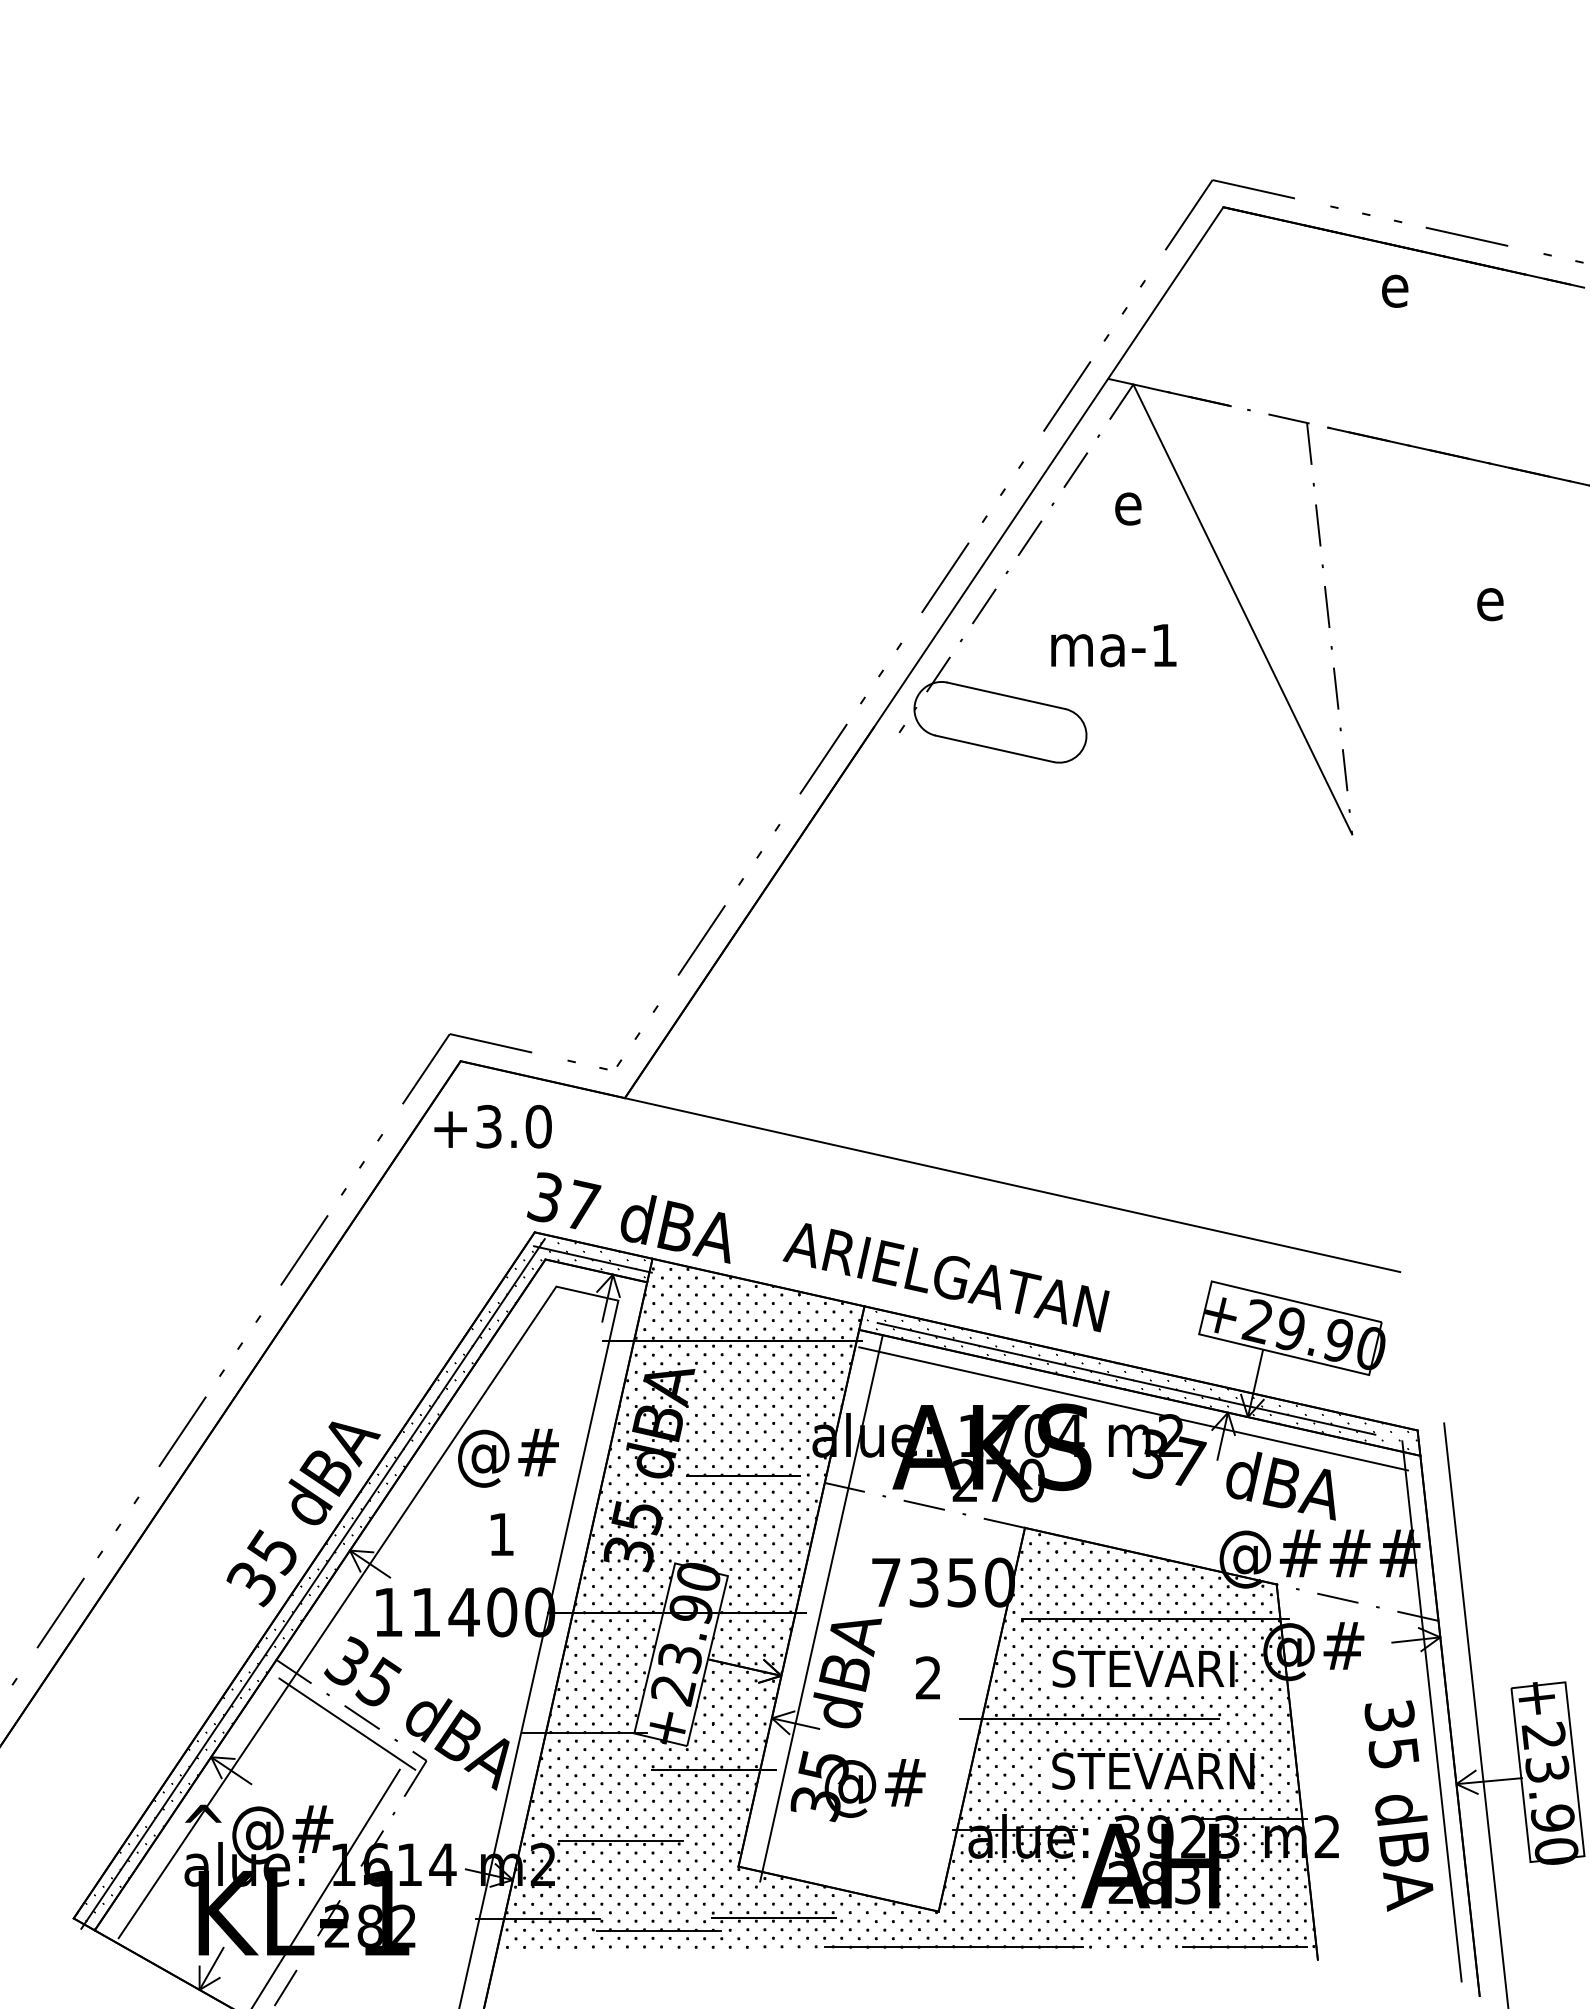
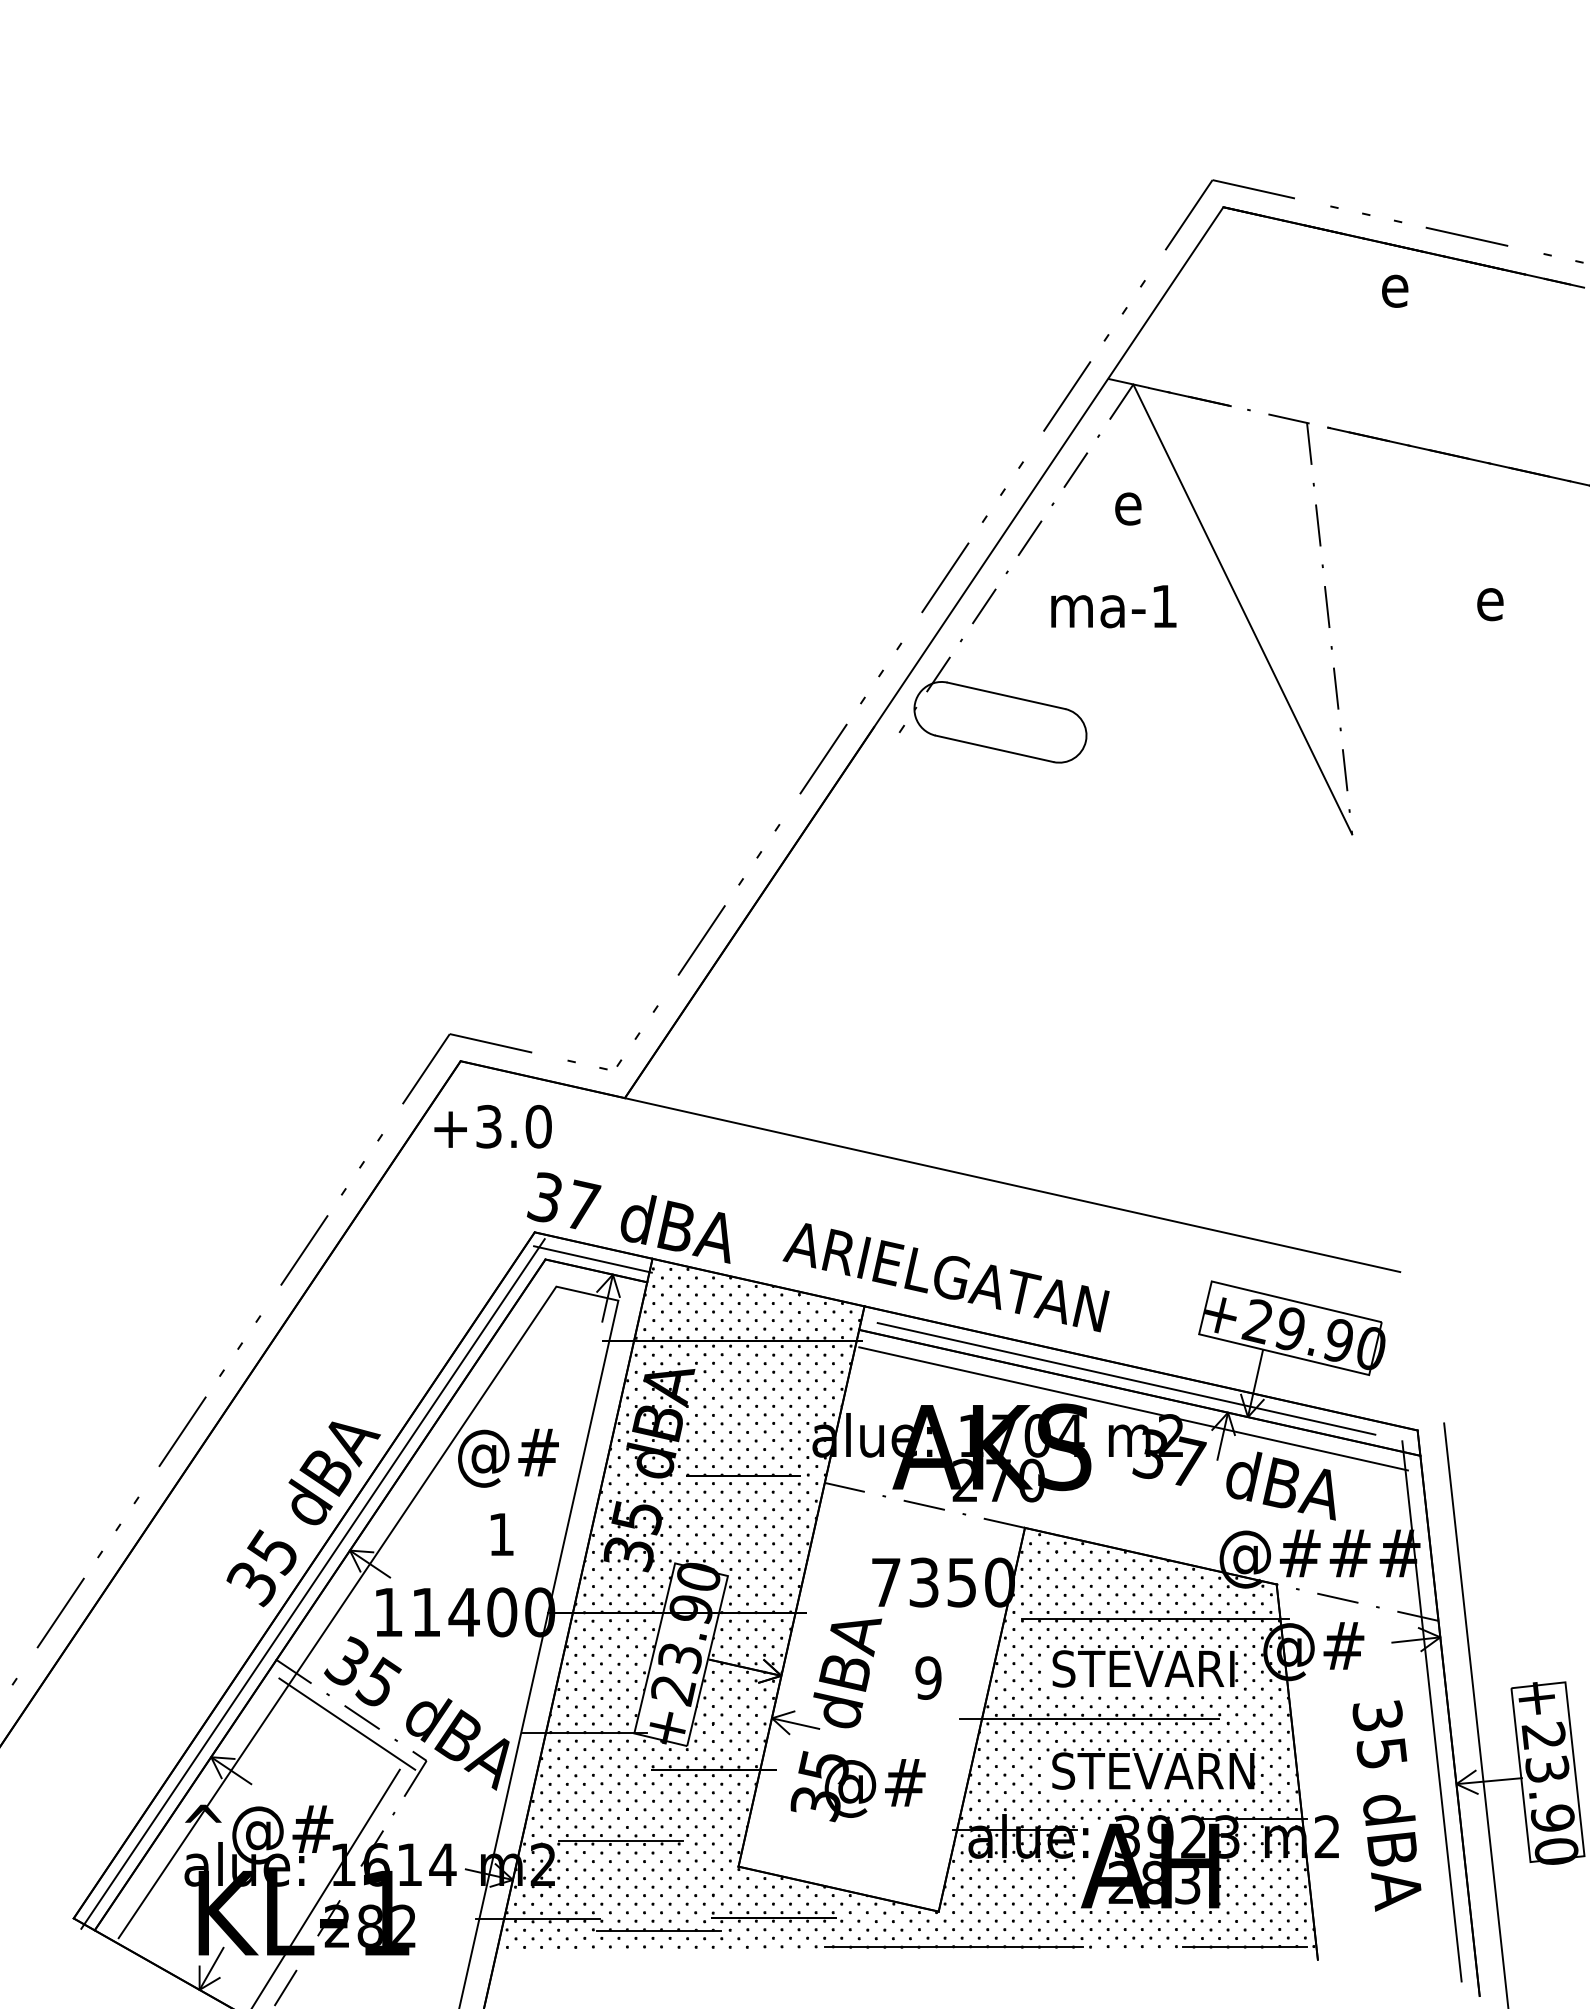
text position: (1113, 645) -> (1113, 606) (1113, 606)
hatch: present -> none (1138, 1380)
hatch: present -> none (361, 1585)
line: present -> none (821, 1608)
text: 2 -> 9 (928, 1677)
text position: (1398, 1805) -> (1386, 1805) (1386, 1805)
